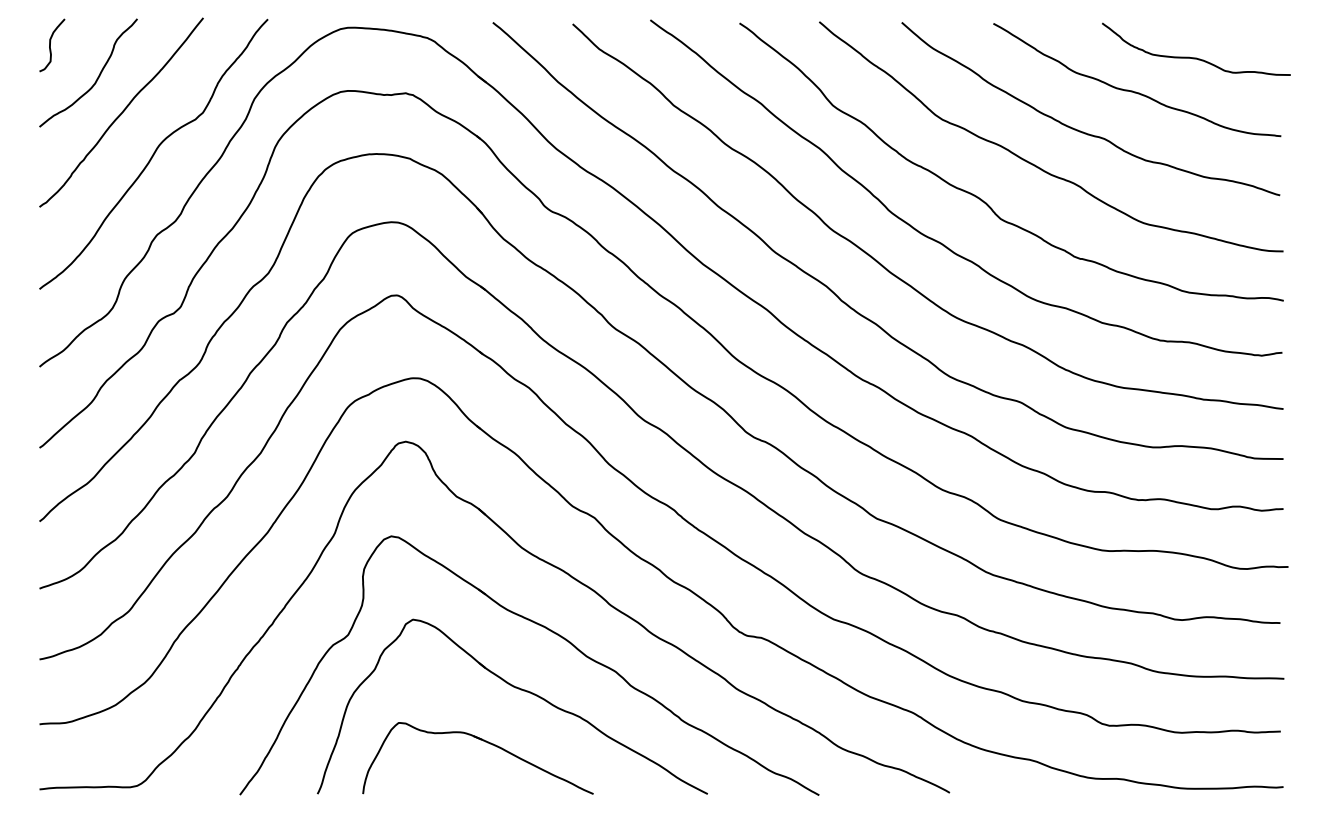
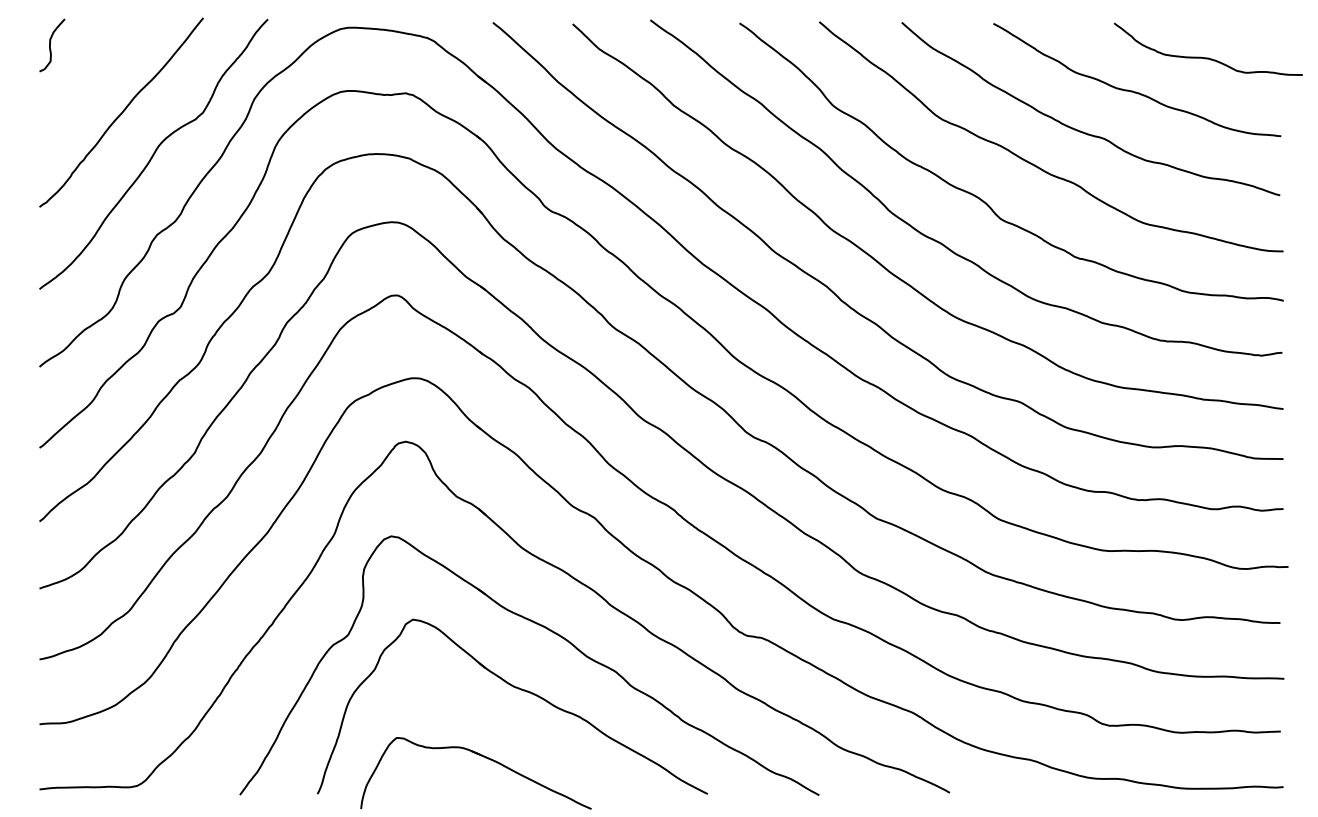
curve position: (1196, 57) -> (1208, 57) (1208, 57)
curve: present -> none (96, 78)
part position: (485, 742) -> (483, 757) (483, 757)
